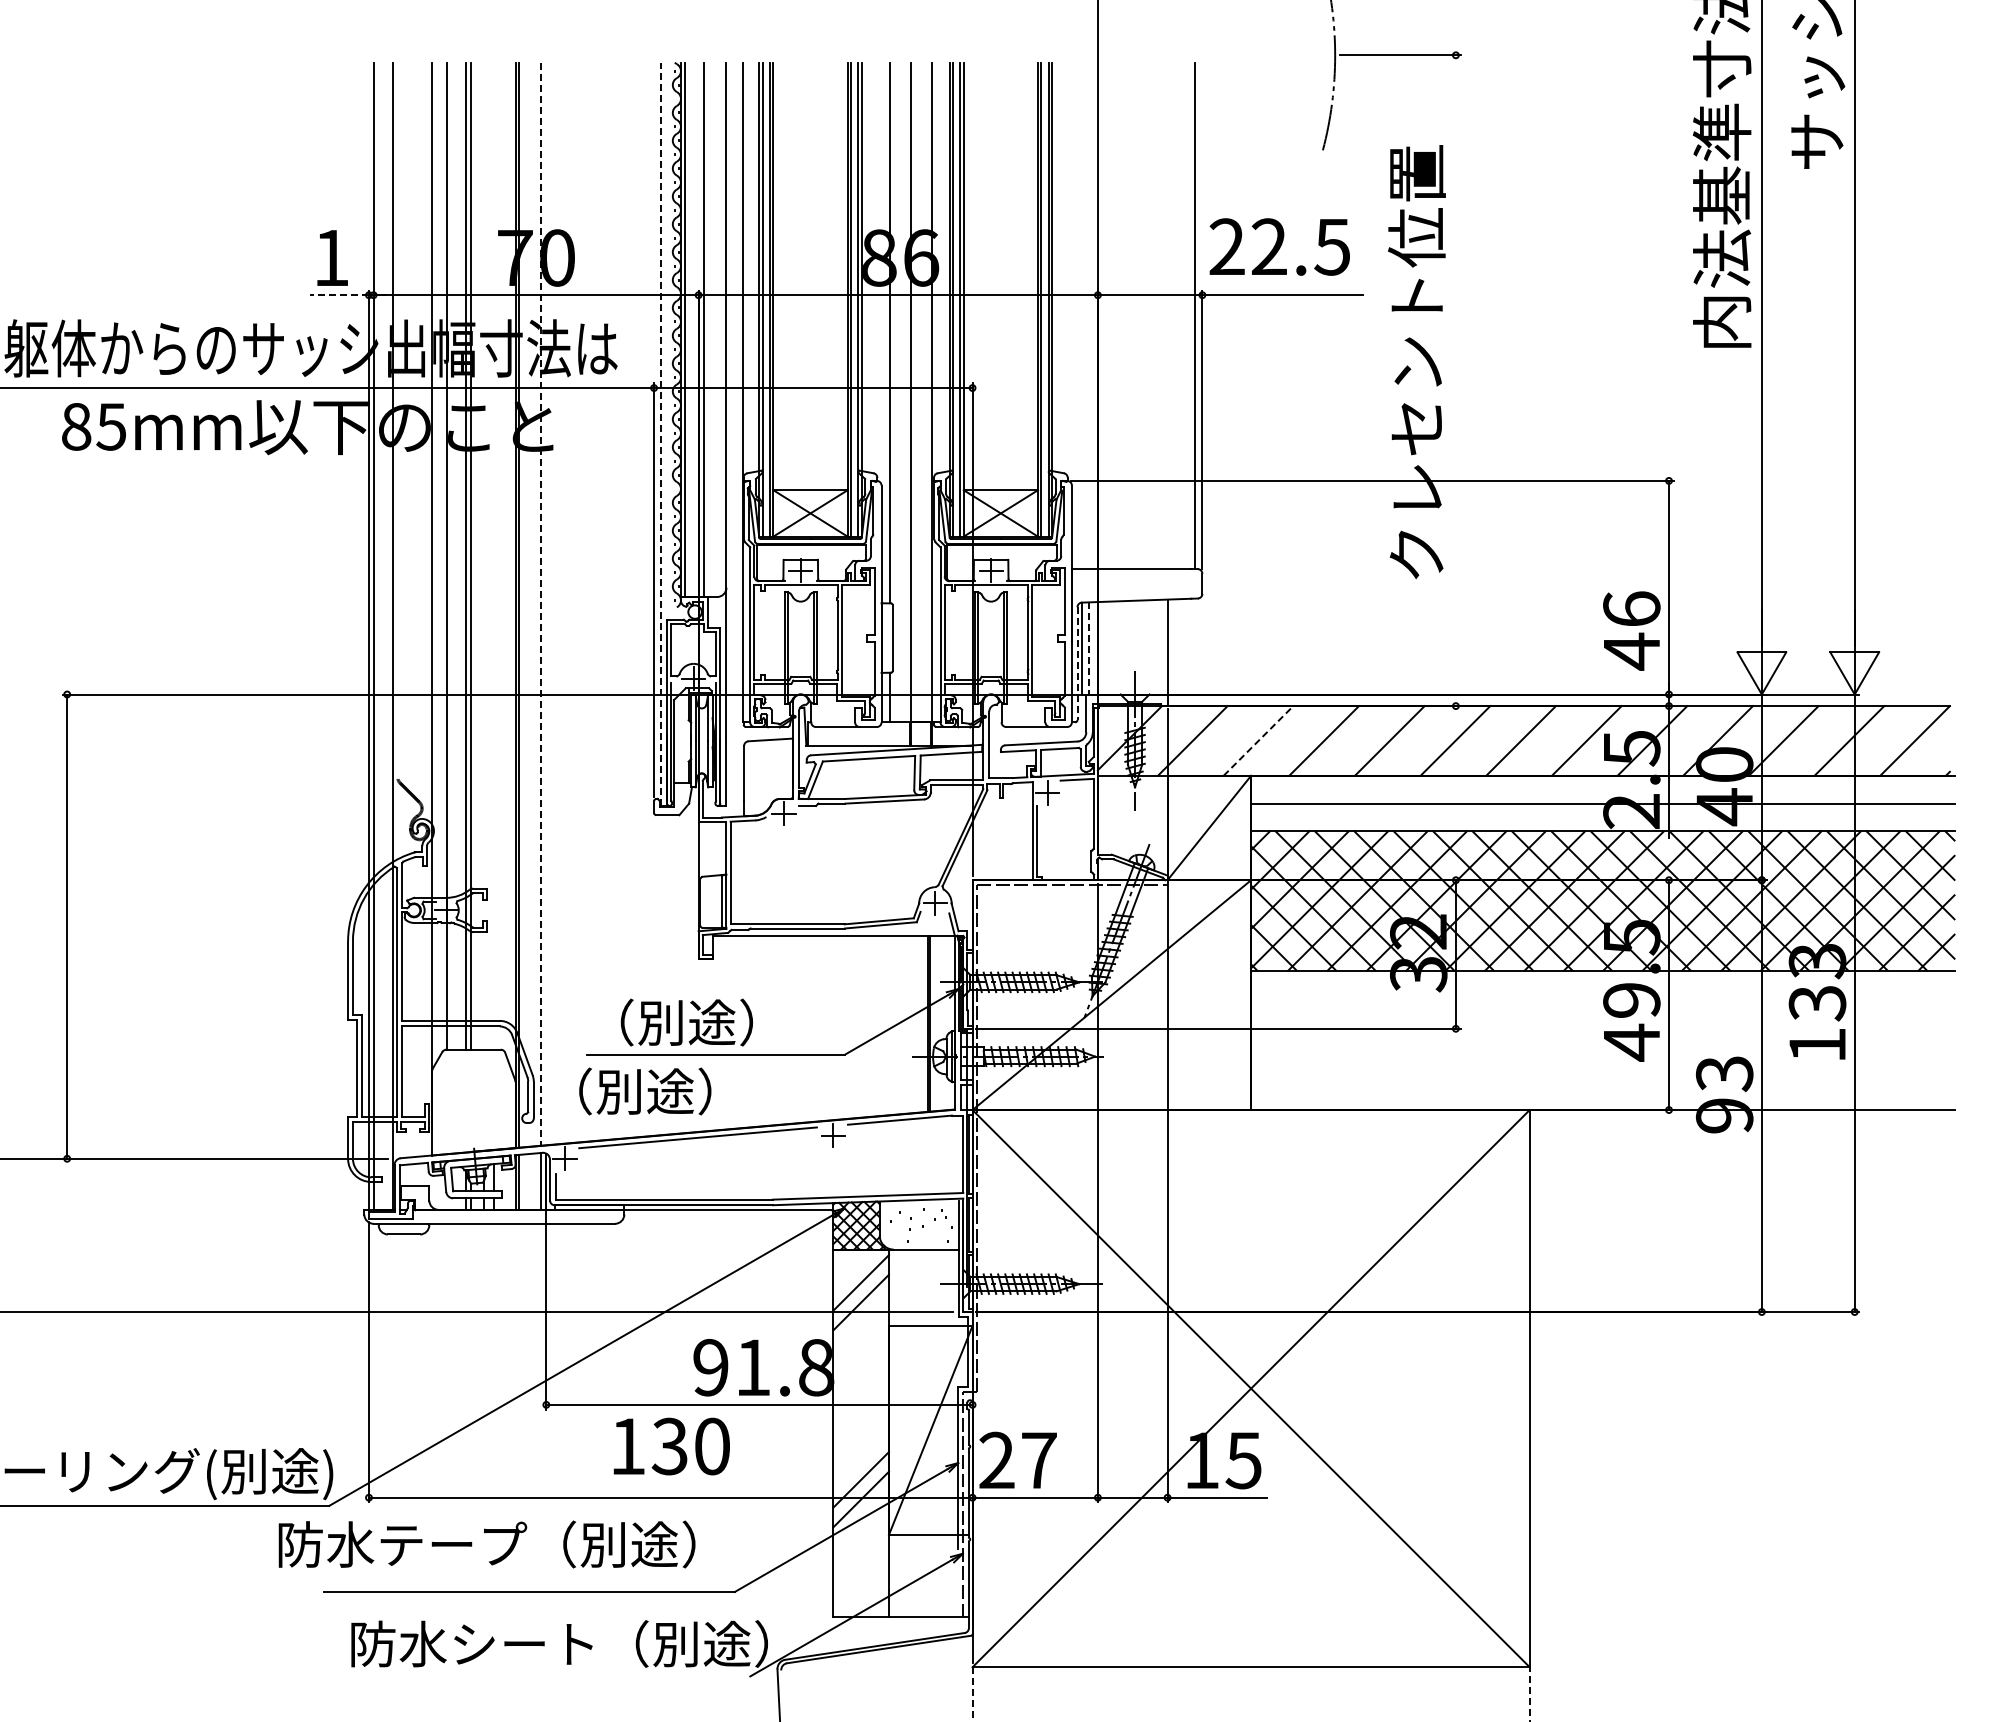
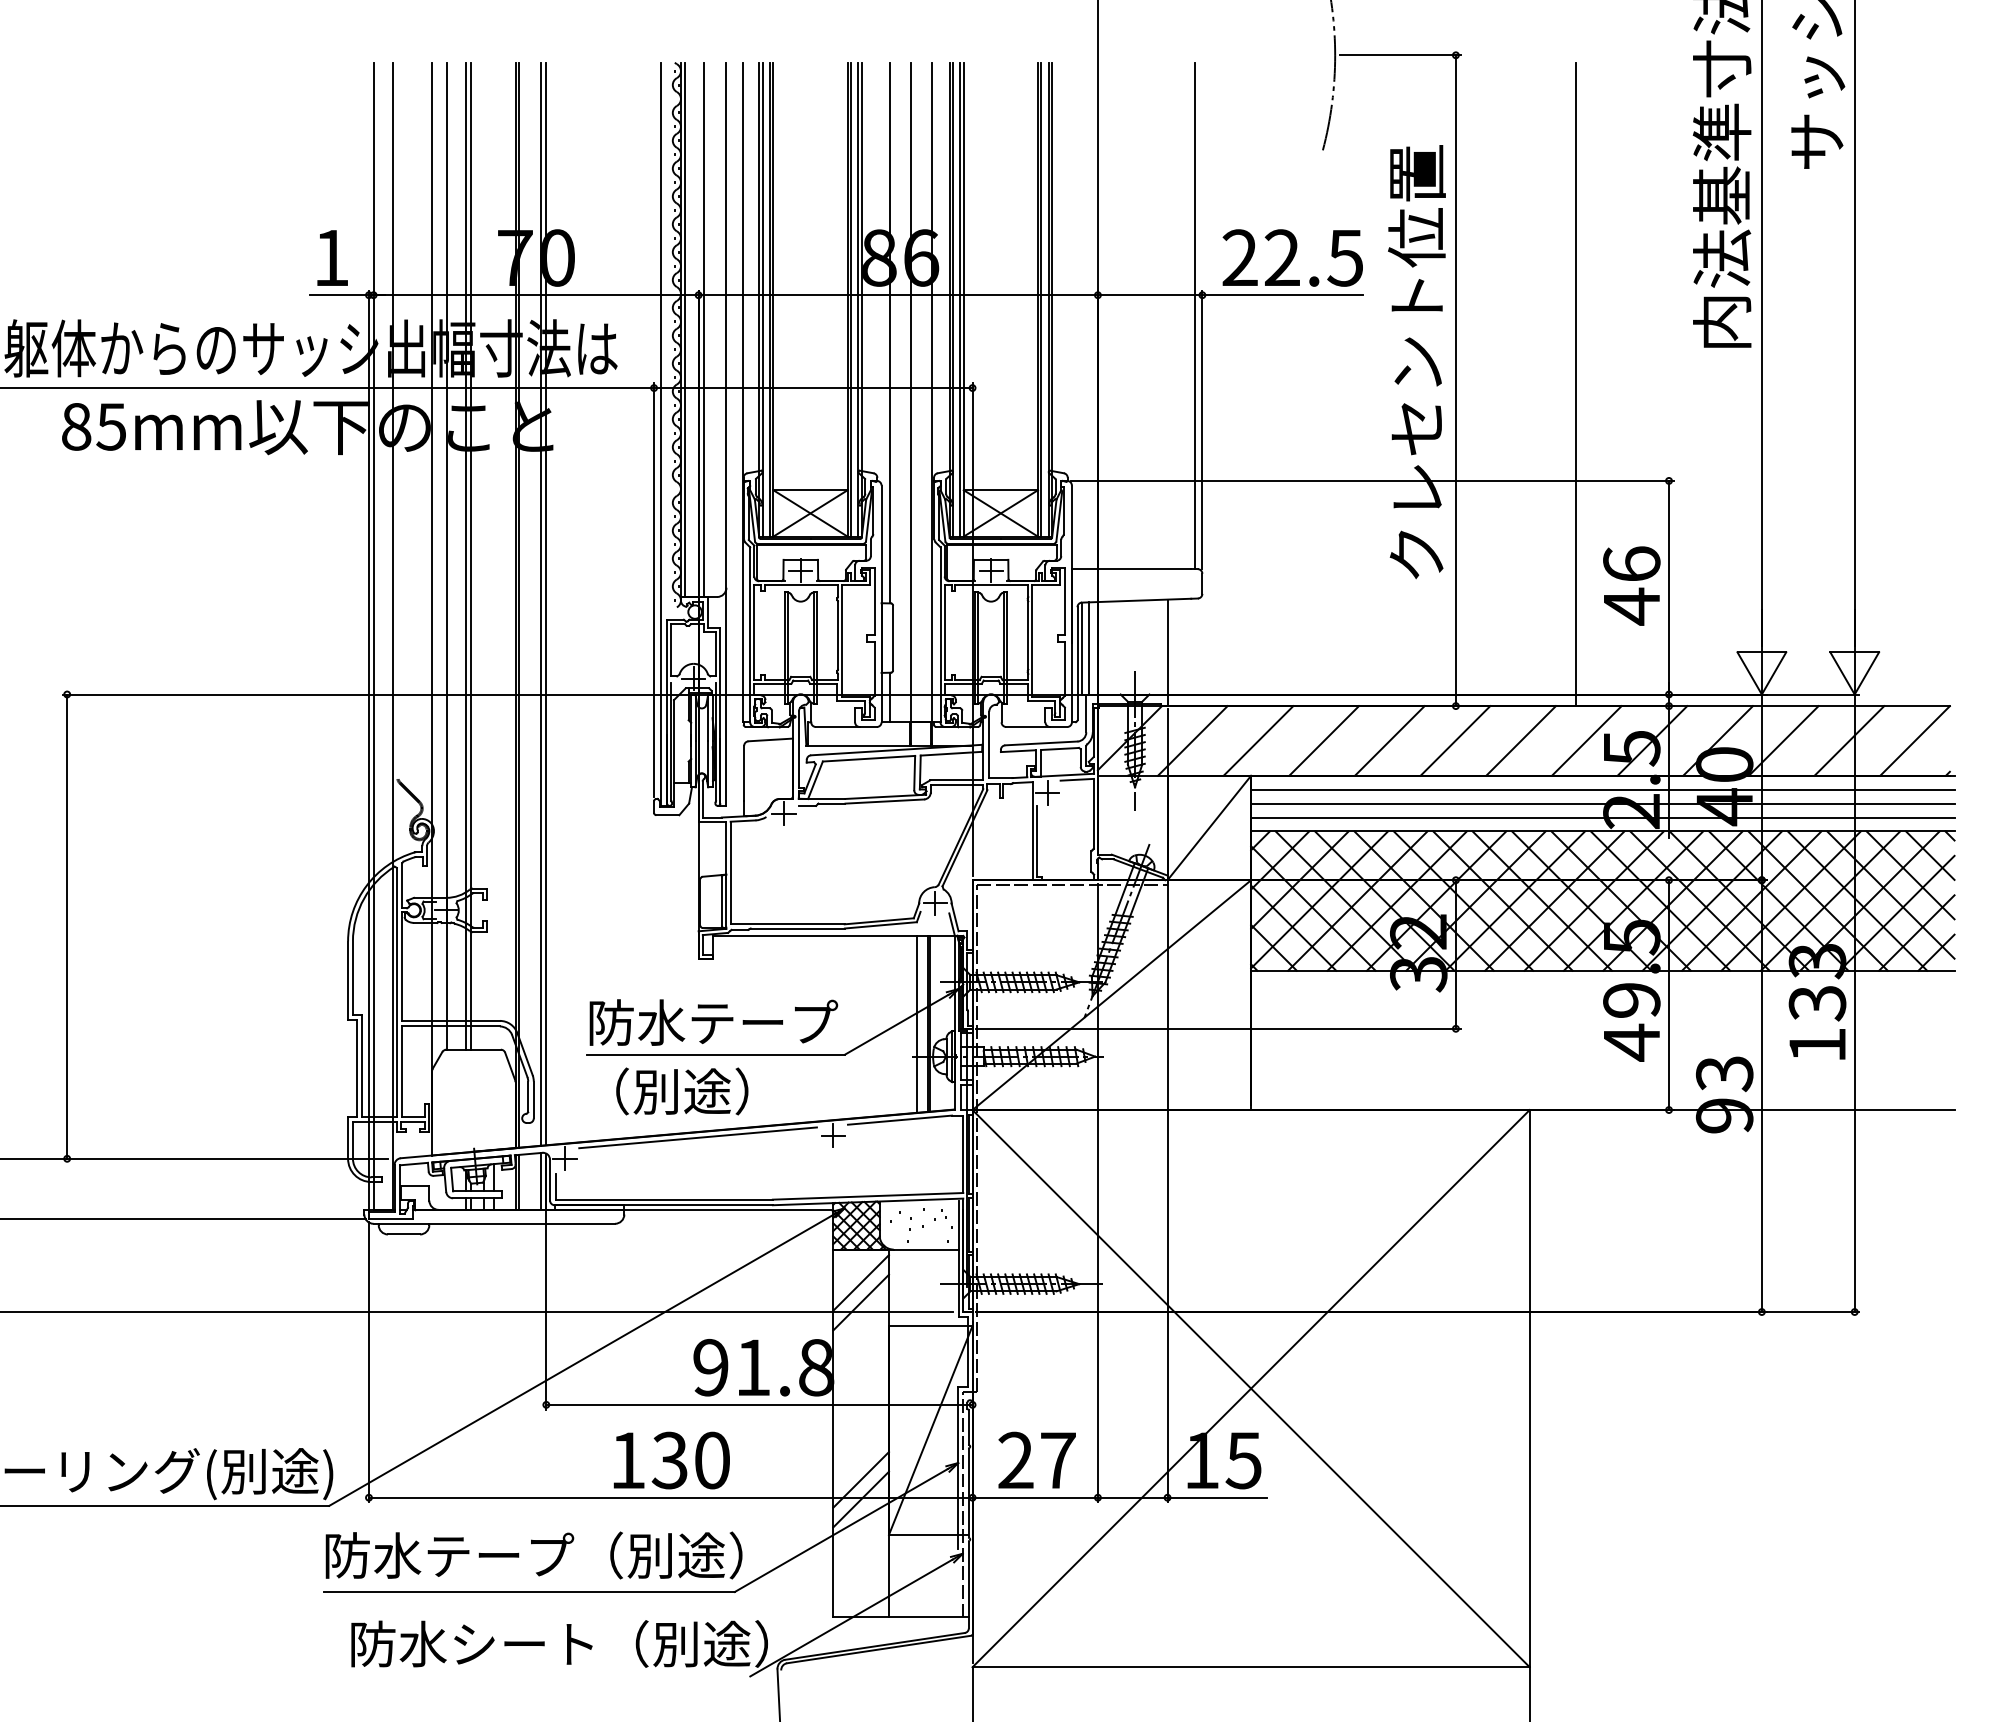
text position: (1279, 246) -> (1292, 257) (1292, 257)
line: dashed -> solid (339, 295)
line: none -> present (1455, 380)
line: none -> present (1576, 384)
line: dashed -> solid (661, 434)
line: none -> present (546, 603)
line: dashed -> solid (540, 604)
text position: (1631, 630) -> (1631, 585) (1631, 585)
line: dashed -> solid (1088, 648)
line: dashed -> solid (1077, 664)
line: dashed -> solid (1258, 740)
line: none -> present (1602, 789)
line: none -> present (1602, 817)
text: （別途） -> 防水テープ (713, 1022)
line: none -> present (916, 1023)
text position: (645, 1091) -> (682, 1091) (682, 1091)
line: none -> present (183, 1219)
text position: (671, 1446) -> (671, 1460) (671, 1460)
text position: (1017, 1459) -> (1036, 1459) (1036, 1459)
text position: (486, 1544) -> (533, 1555) (533, 1555)
line: dashed -> solid (972, 1694)
line: dashed -> solid (1529, 1694)
